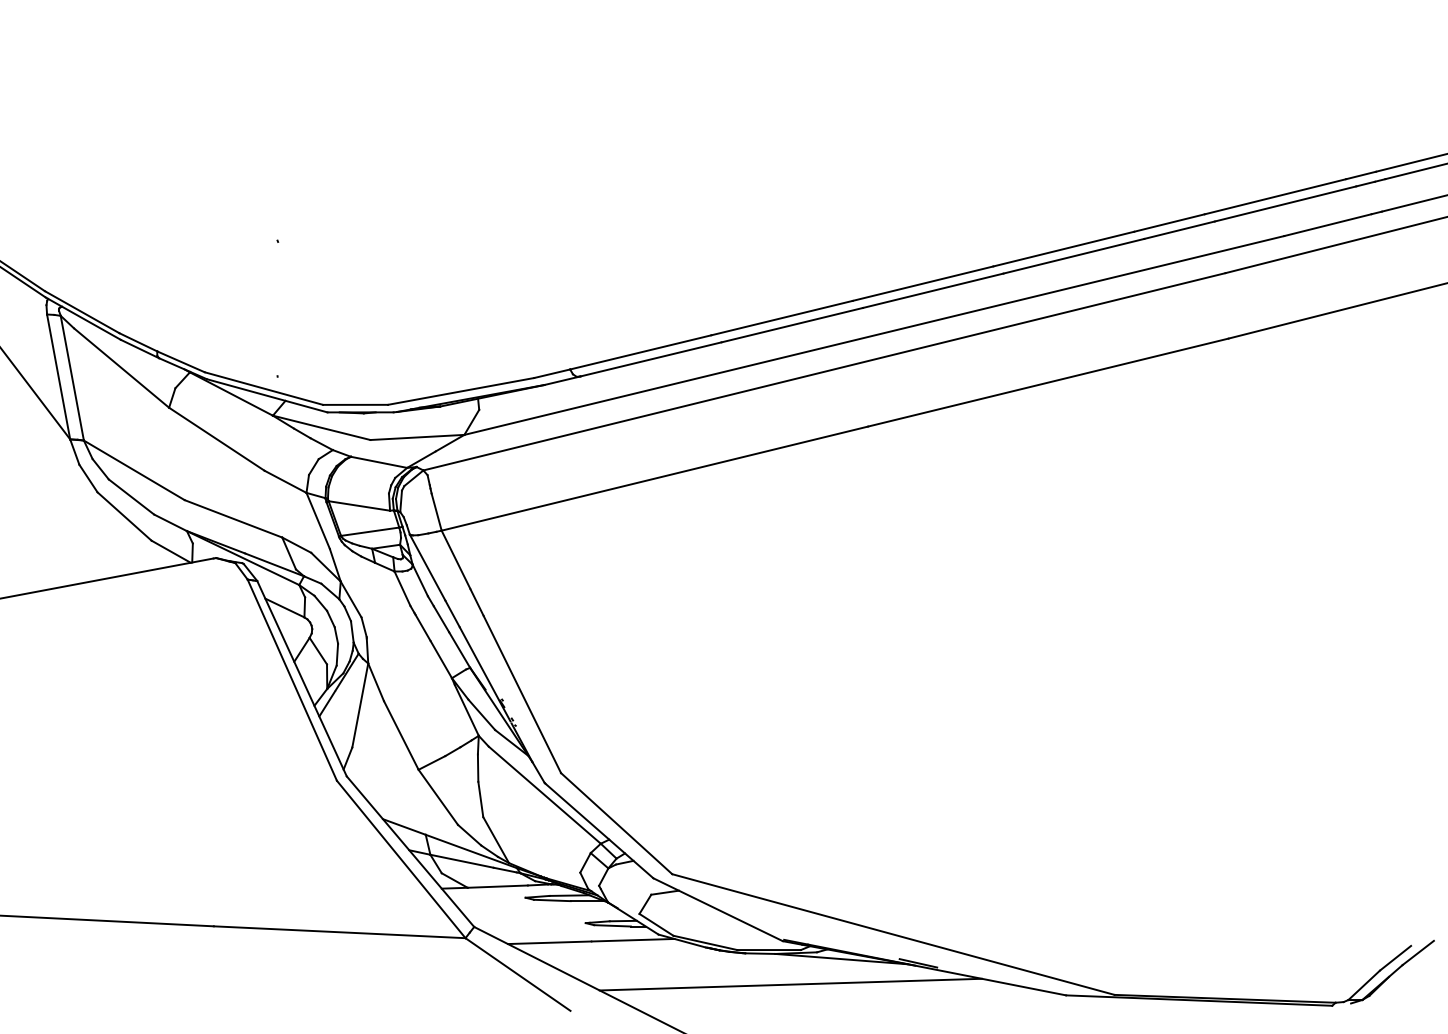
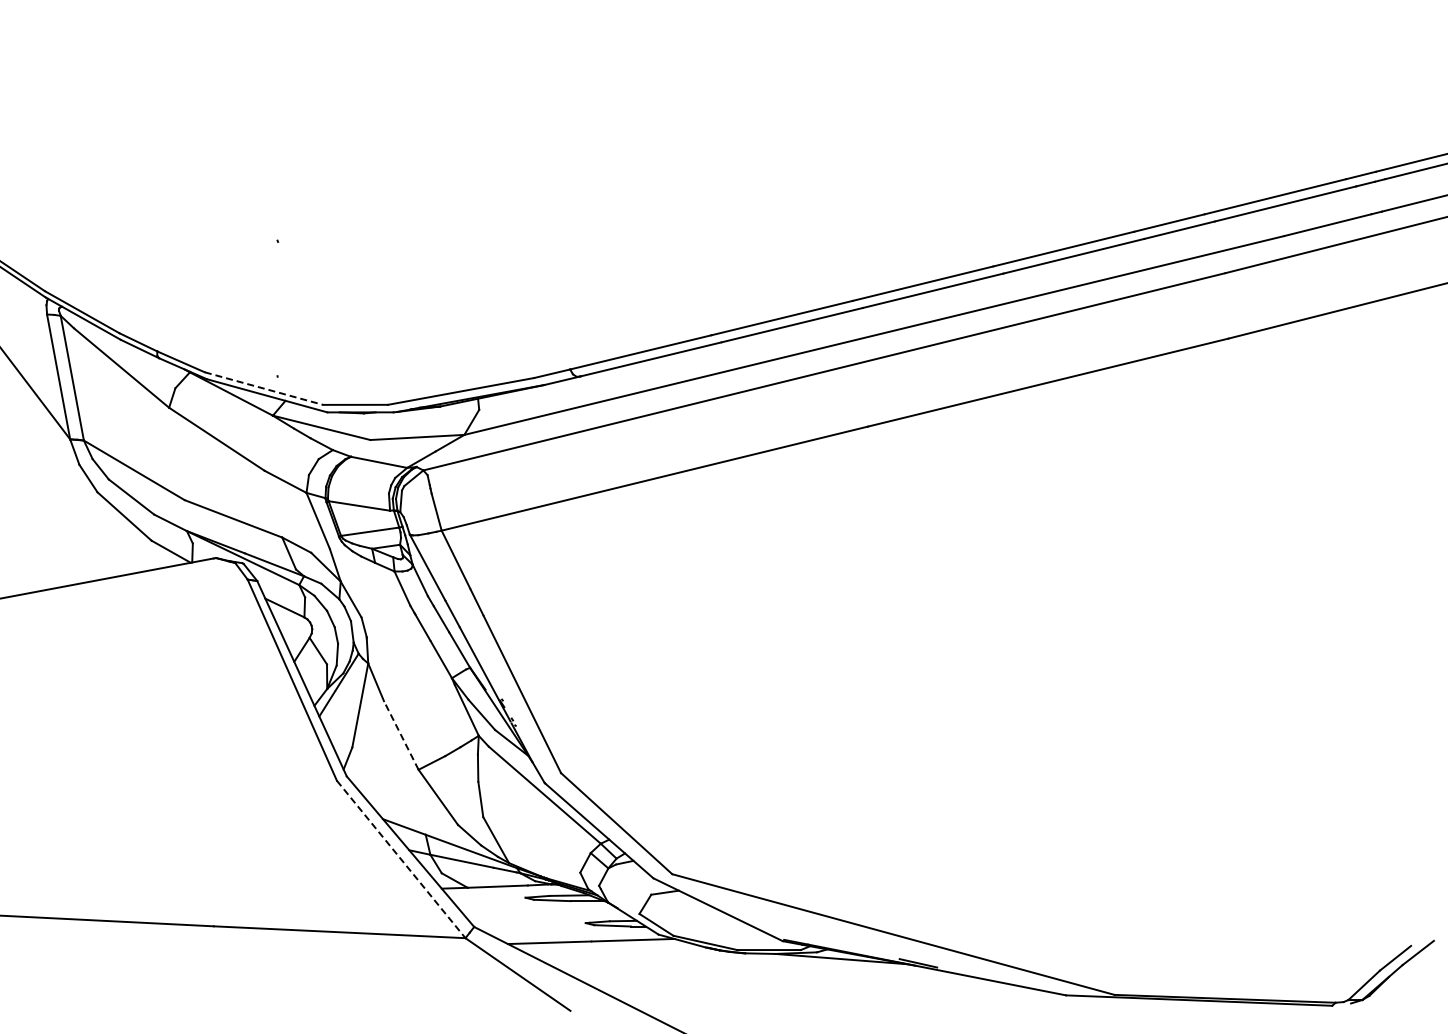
line: solid -> dashed (264, 388)
line: solid -> dashed (401, 735)
line: solid -> dashed (401, 859)
line: present -> none (790, 984)
